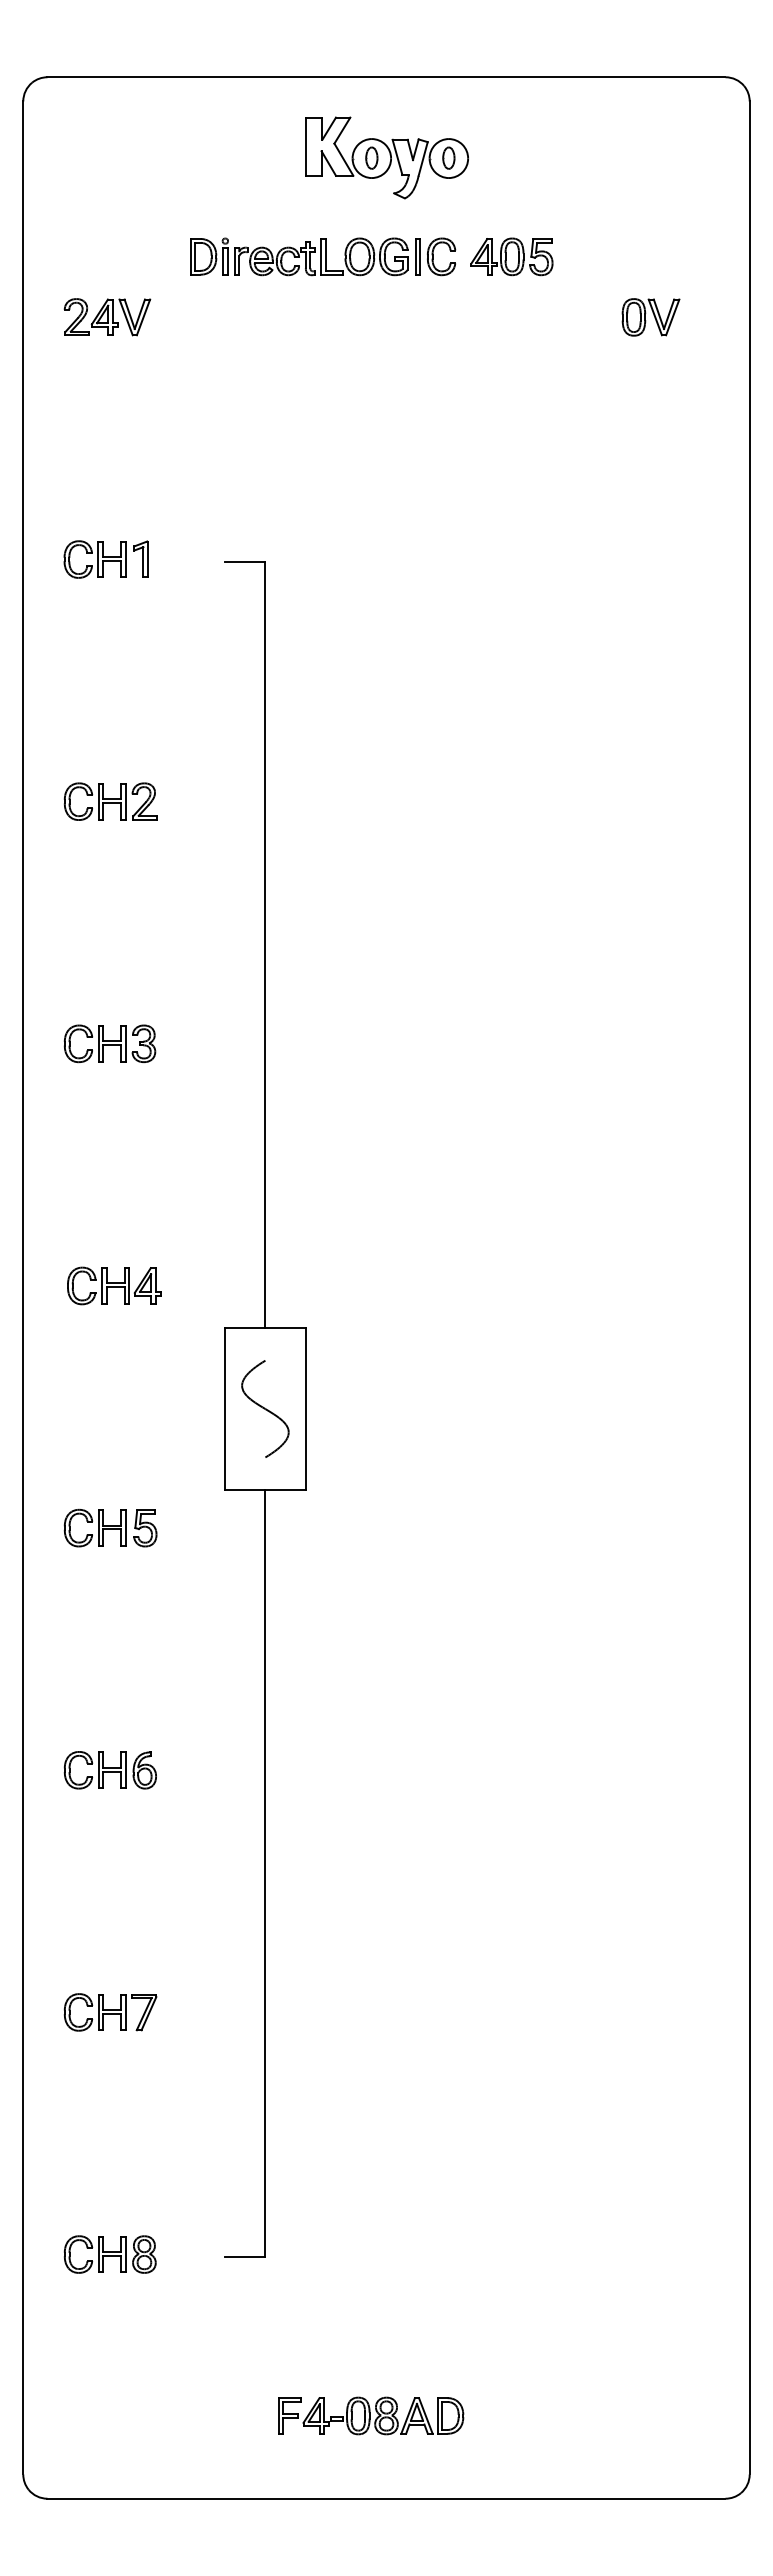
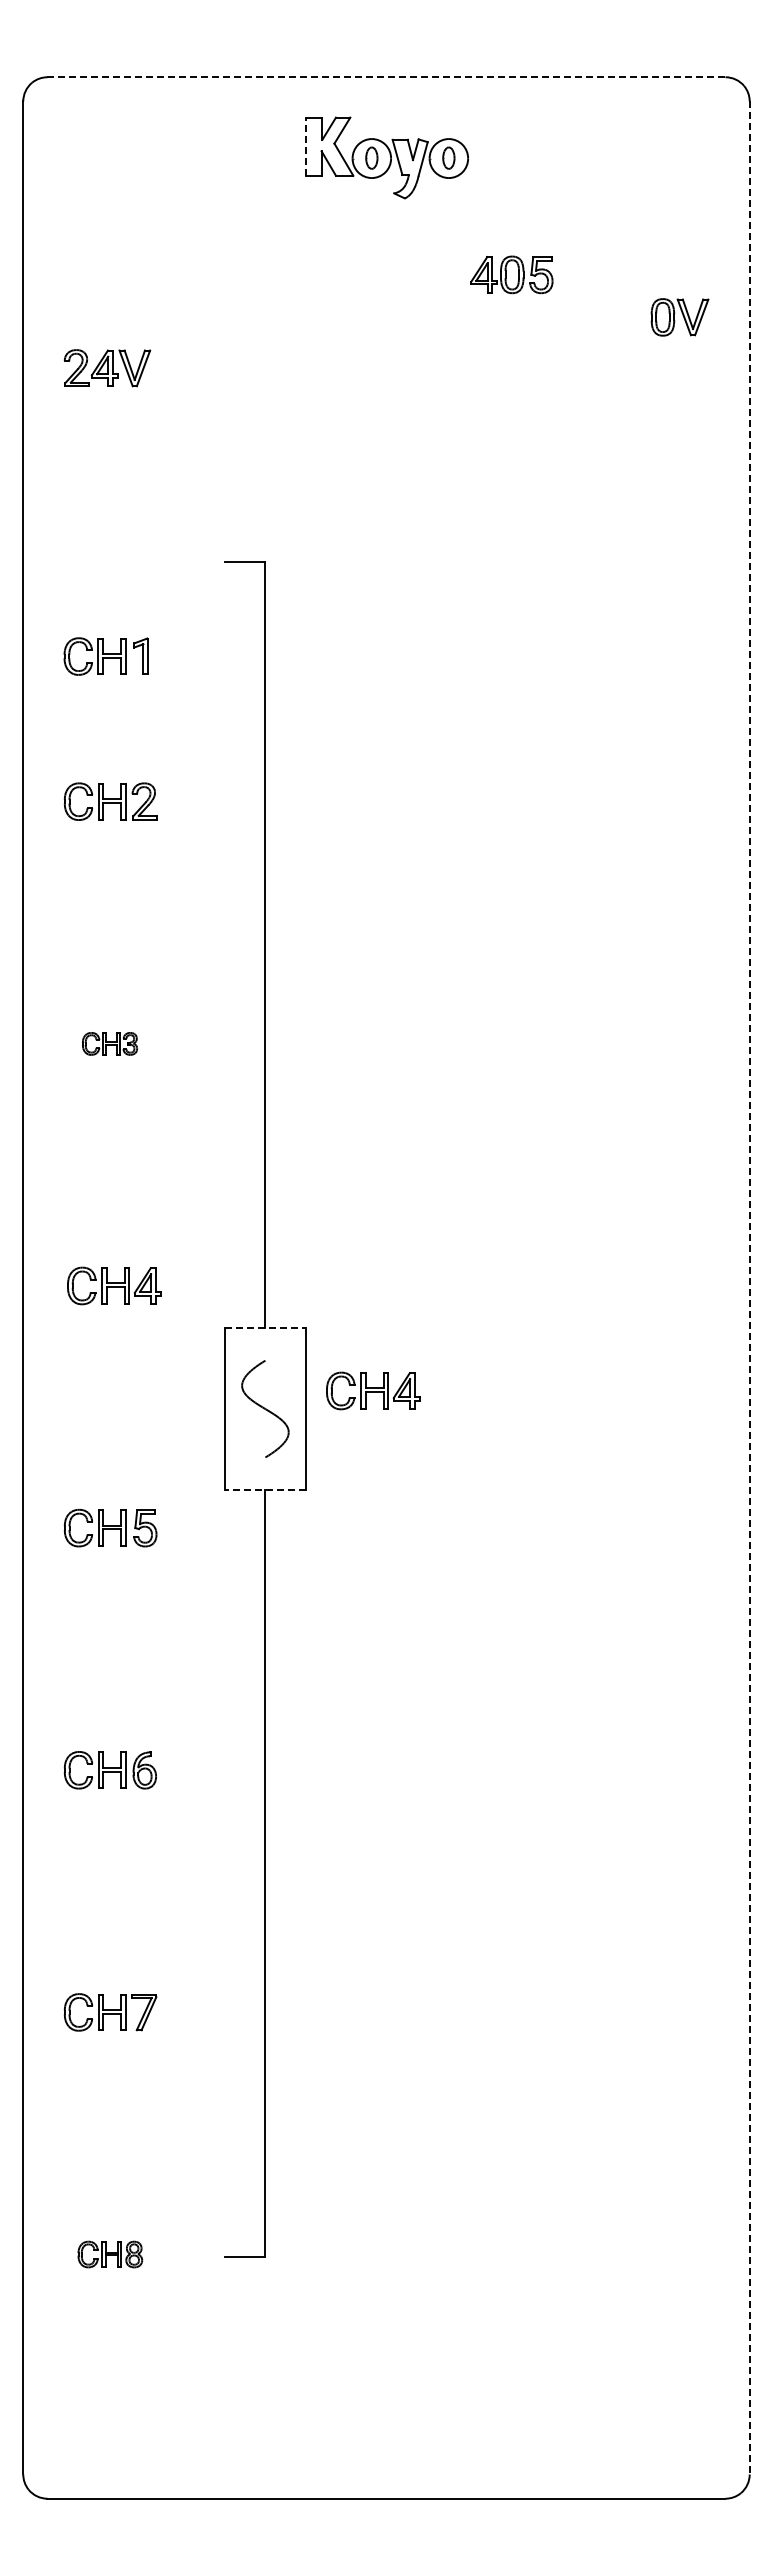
line: solid -> dashed (386, 77)
line: solid -> dashed (305, 146)
part: present -> none (323, 256)
part position: (511, 256) -> (511, 274) (511, 274)
part position: (107, 317) -> (107, 368) (107, 368)
part position: (650, 317) -> (679, 317) (679, 317)
part position: (105, 559) -> (105, 656) (105, 656)
part size: 94x40 px -> 56x24 px (109, 1043)
line: solid -> dashed (749, 1288)
line: solid -> dashed (265, 1328)
part: none -> present (373, 1390)
line: solid -> dashed (264, 1489)
part size: 93x39 px -> 67x29 px (110, 2254)
part: present -> none (371, 2415)
